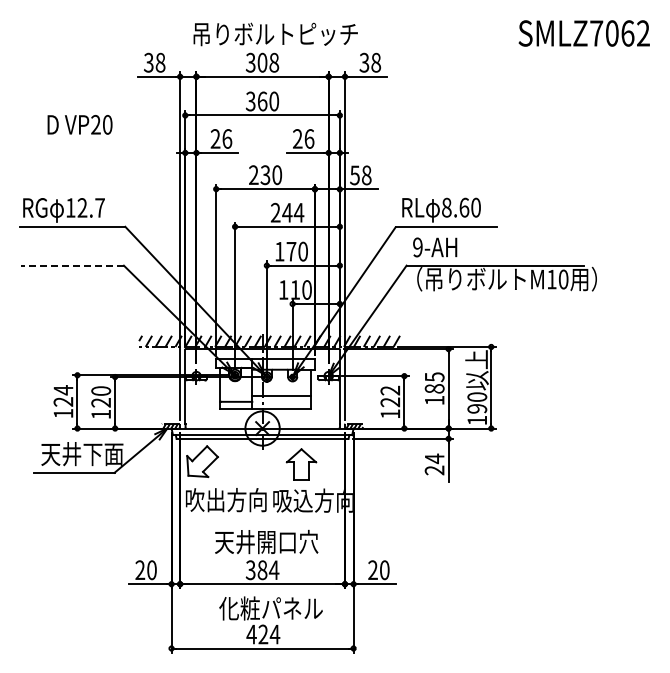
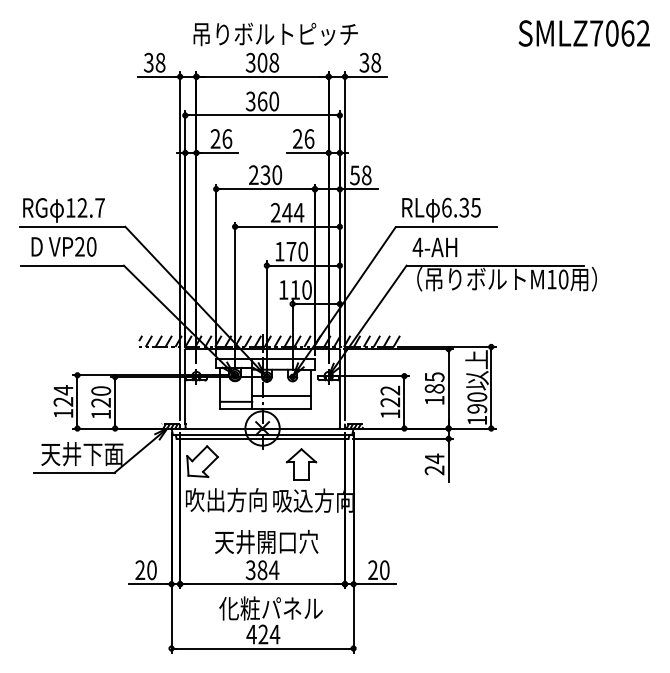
text position: (79, 124) -> (63, 246) (63, 246)
text: 8.60 -> 6.35 (461, 207)
text: 9-AH -> 4-AH (417, 247)
line: dashed -> solid (72, 265)
